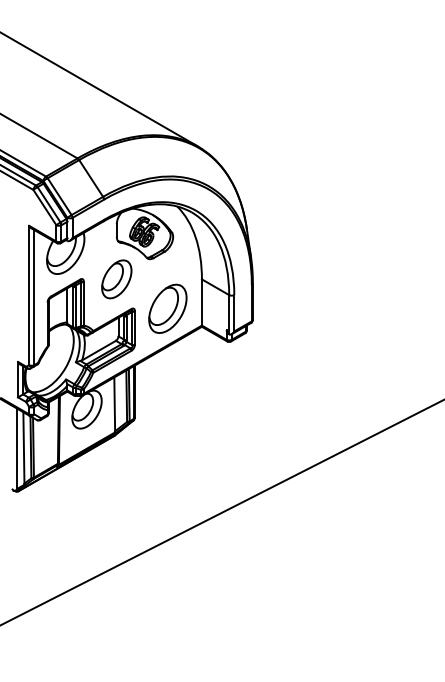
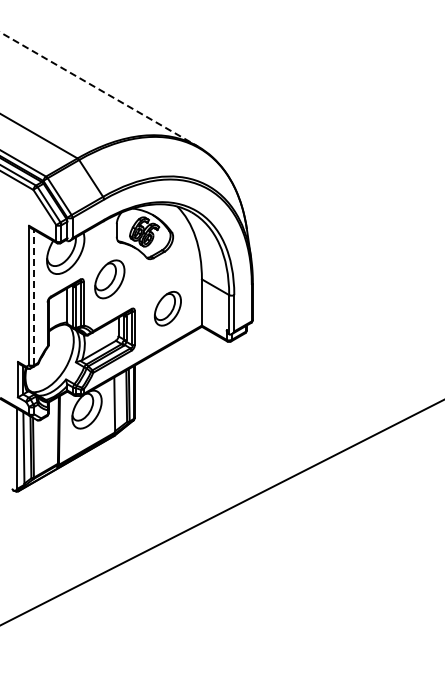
line: solid -> dashed (99, 89)
part position: (116, 279) -> (109, 279) (109, 279)
line: solid -> dashed (34, 297)
part size: 40x51 px -> 28x36 px (167, 308)
